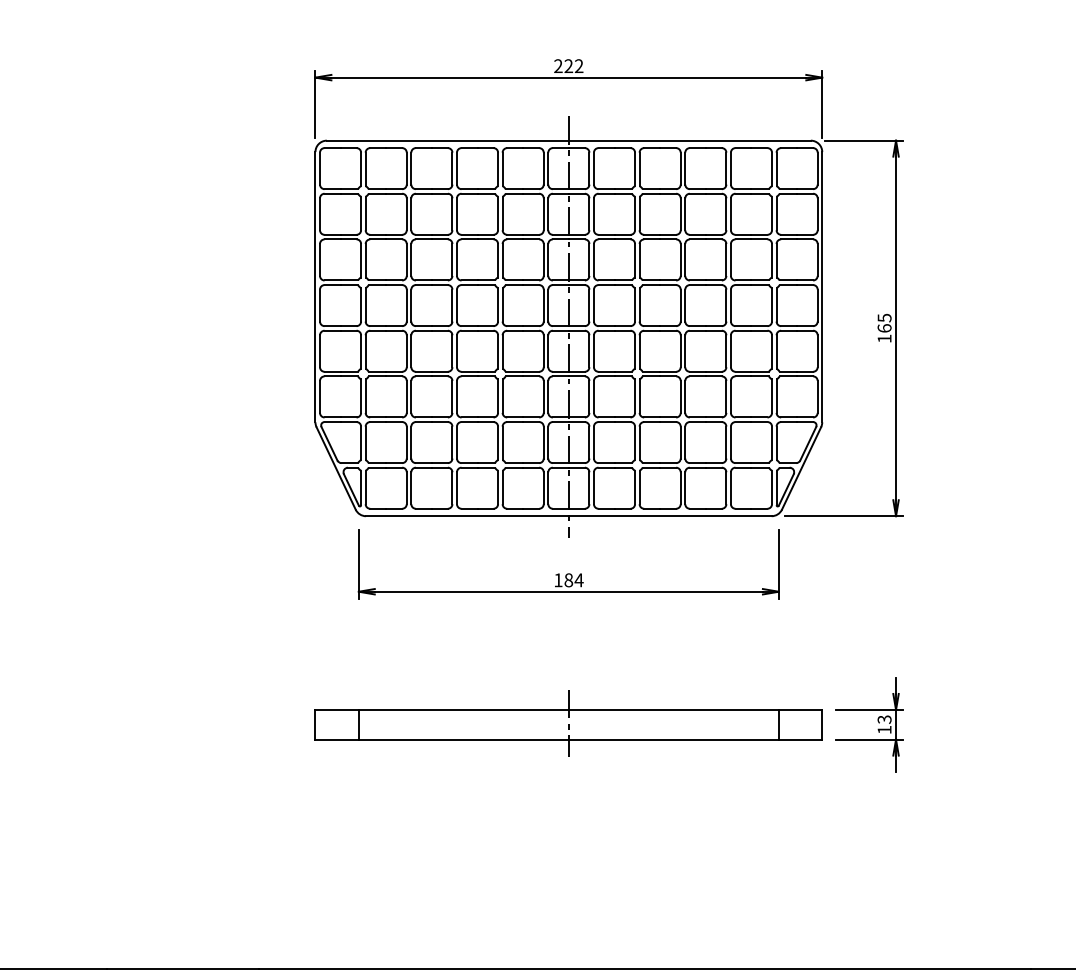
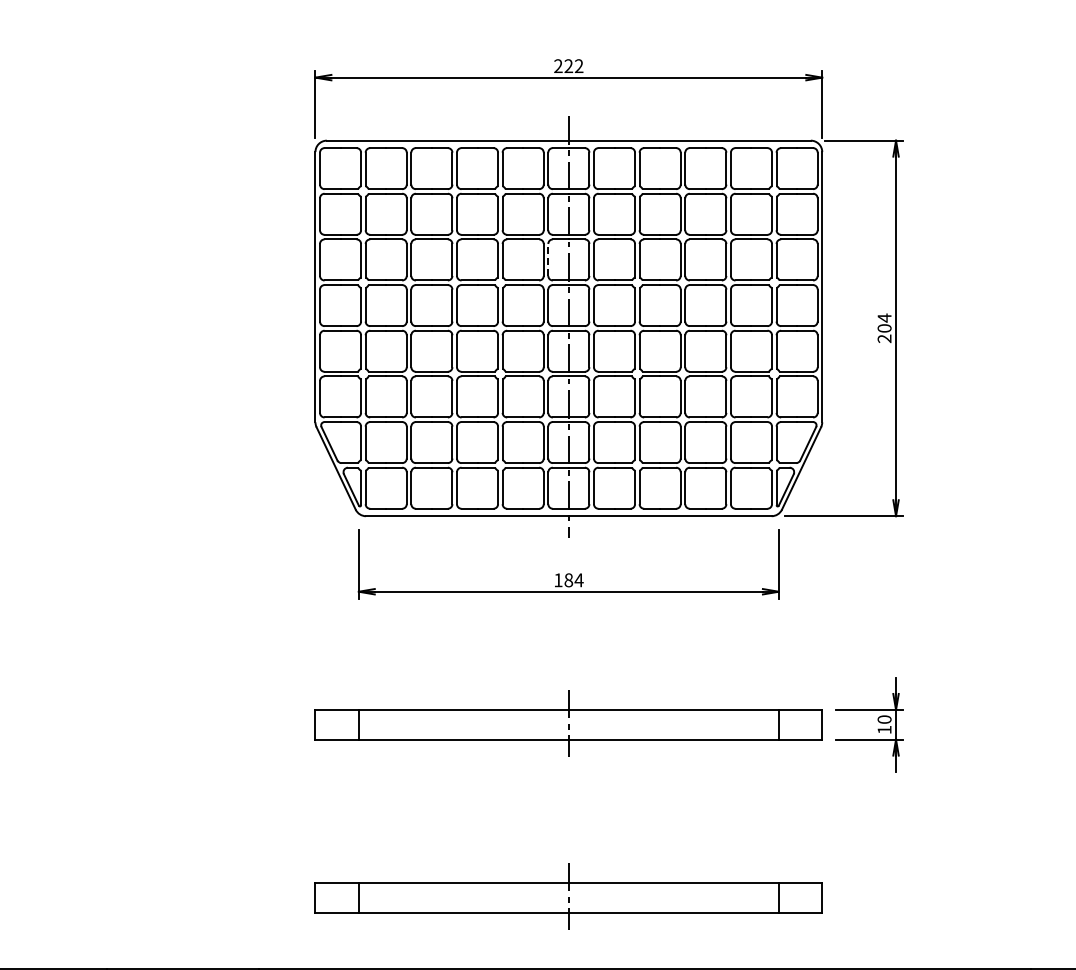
line: solid -> dashed (548, 259)
text: 165 -> 204 (884, 328)
text: 13 -> 10 (884, 719)
part: none -> present (568, 896)
